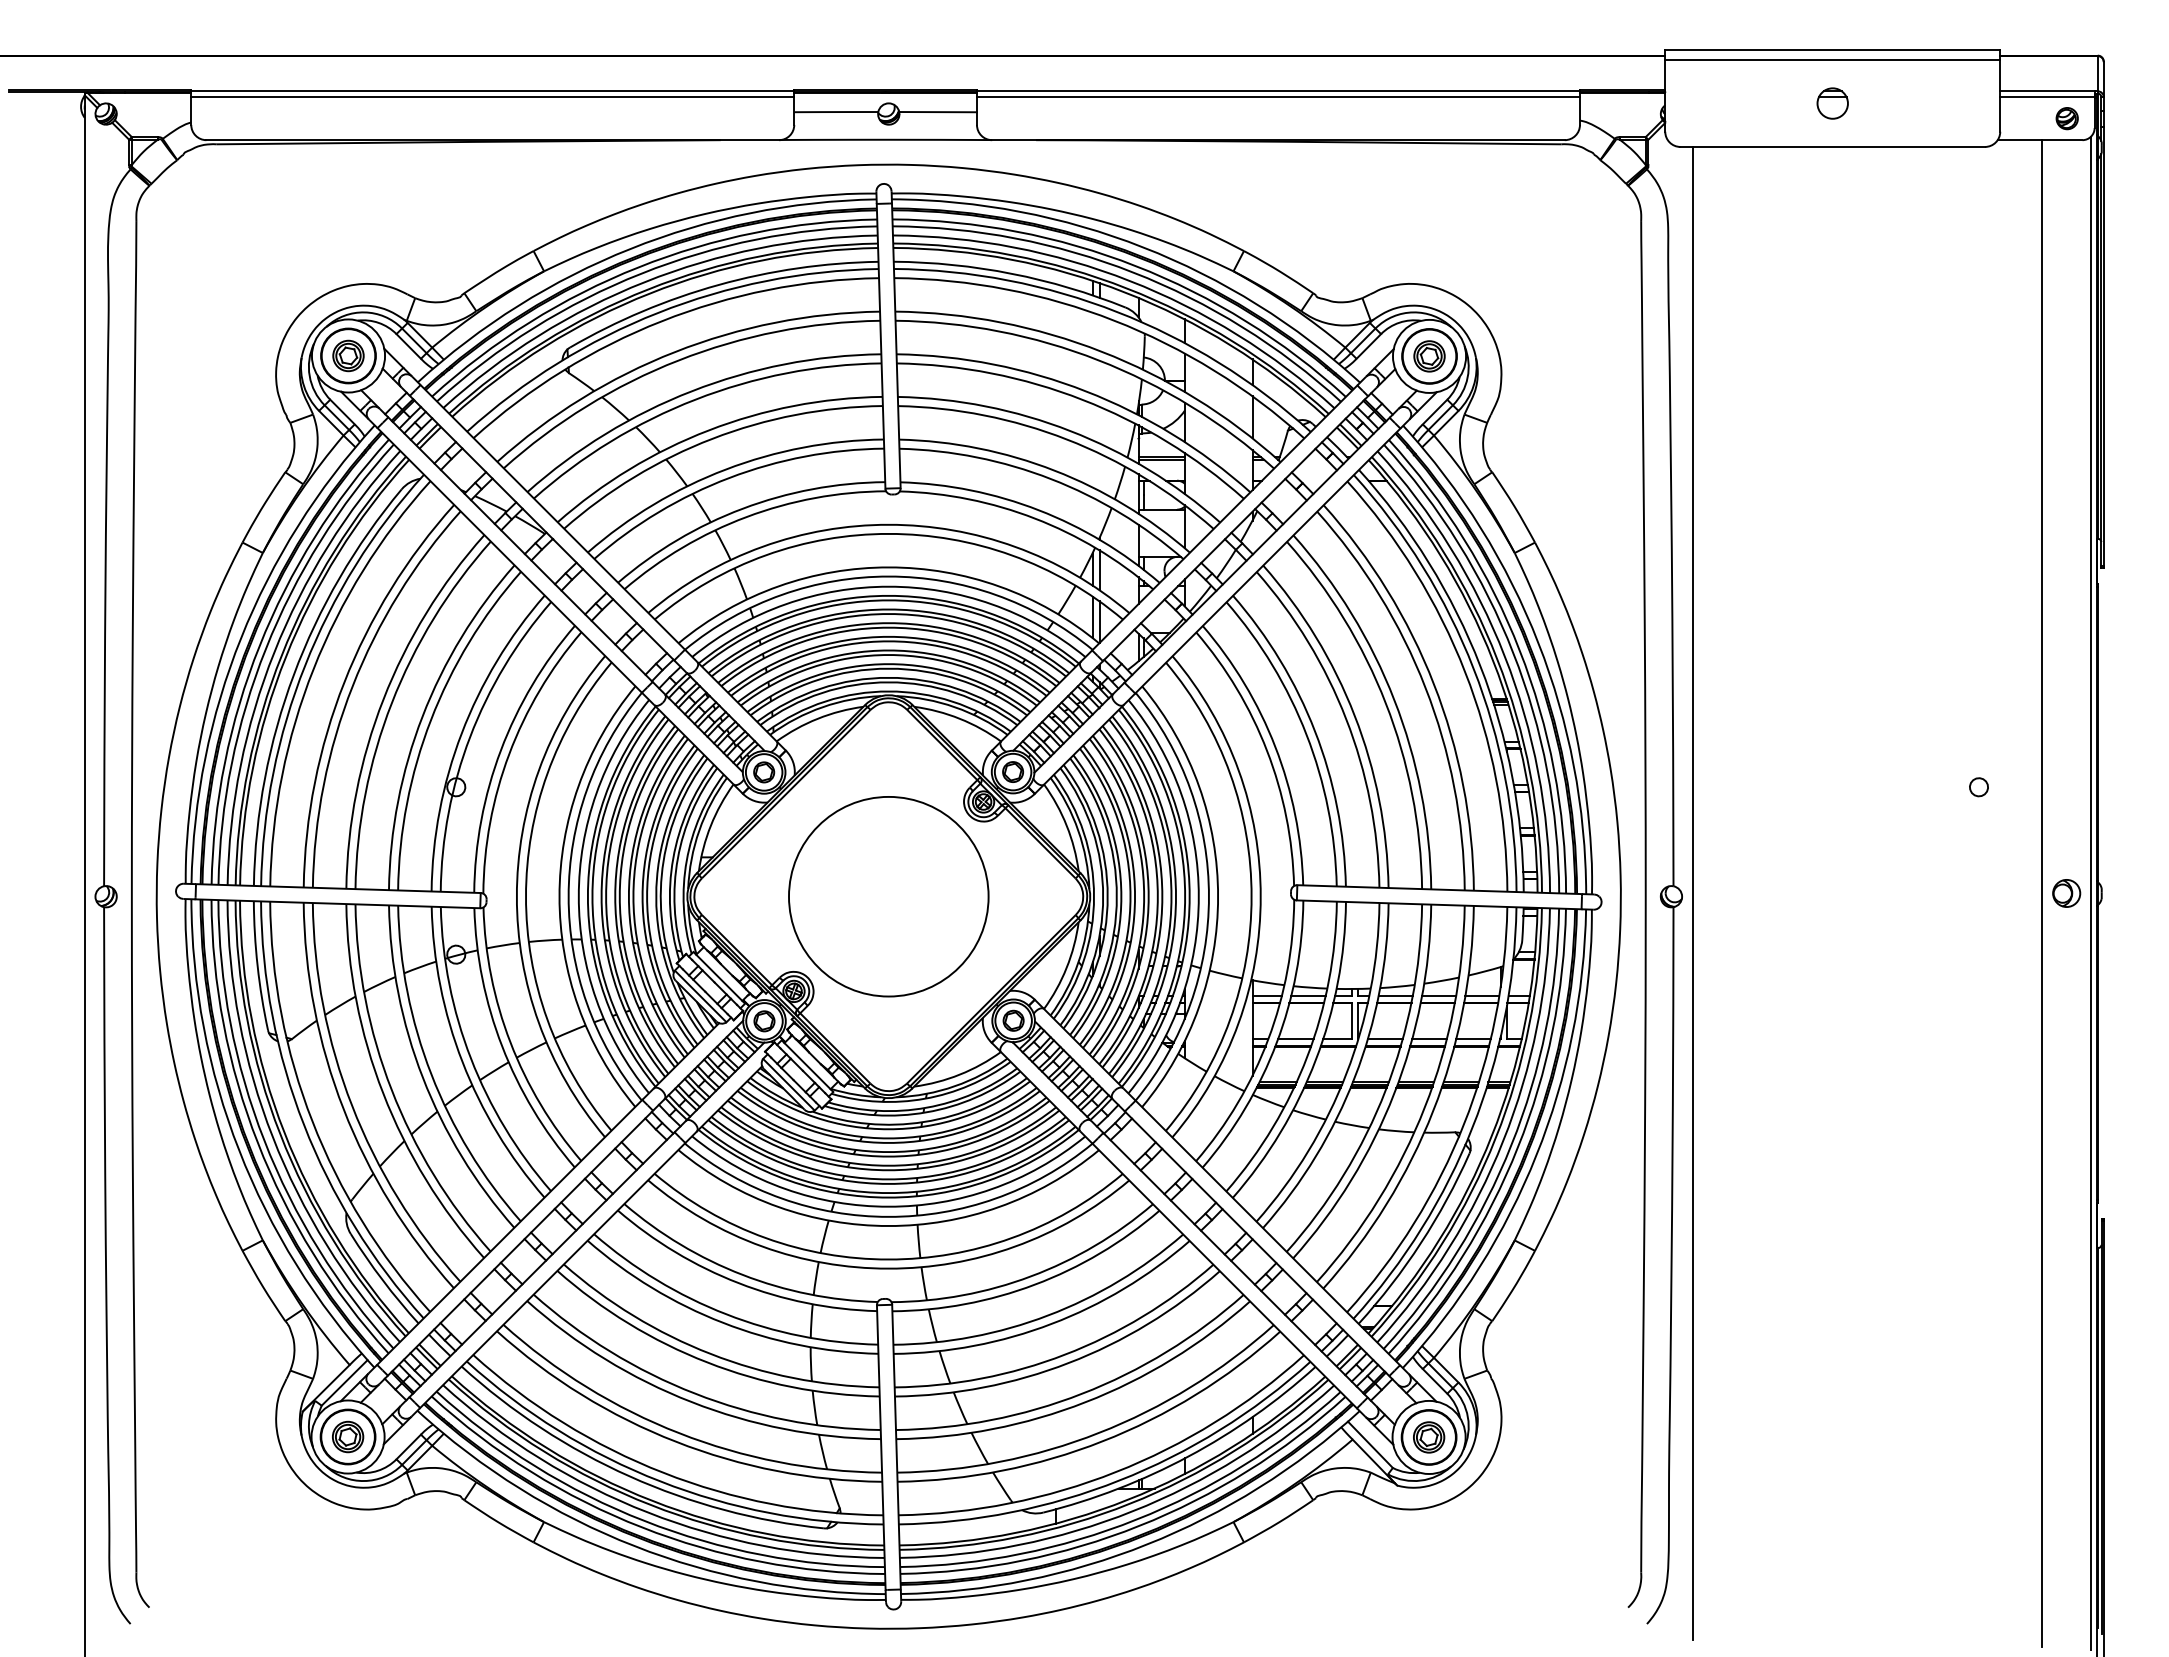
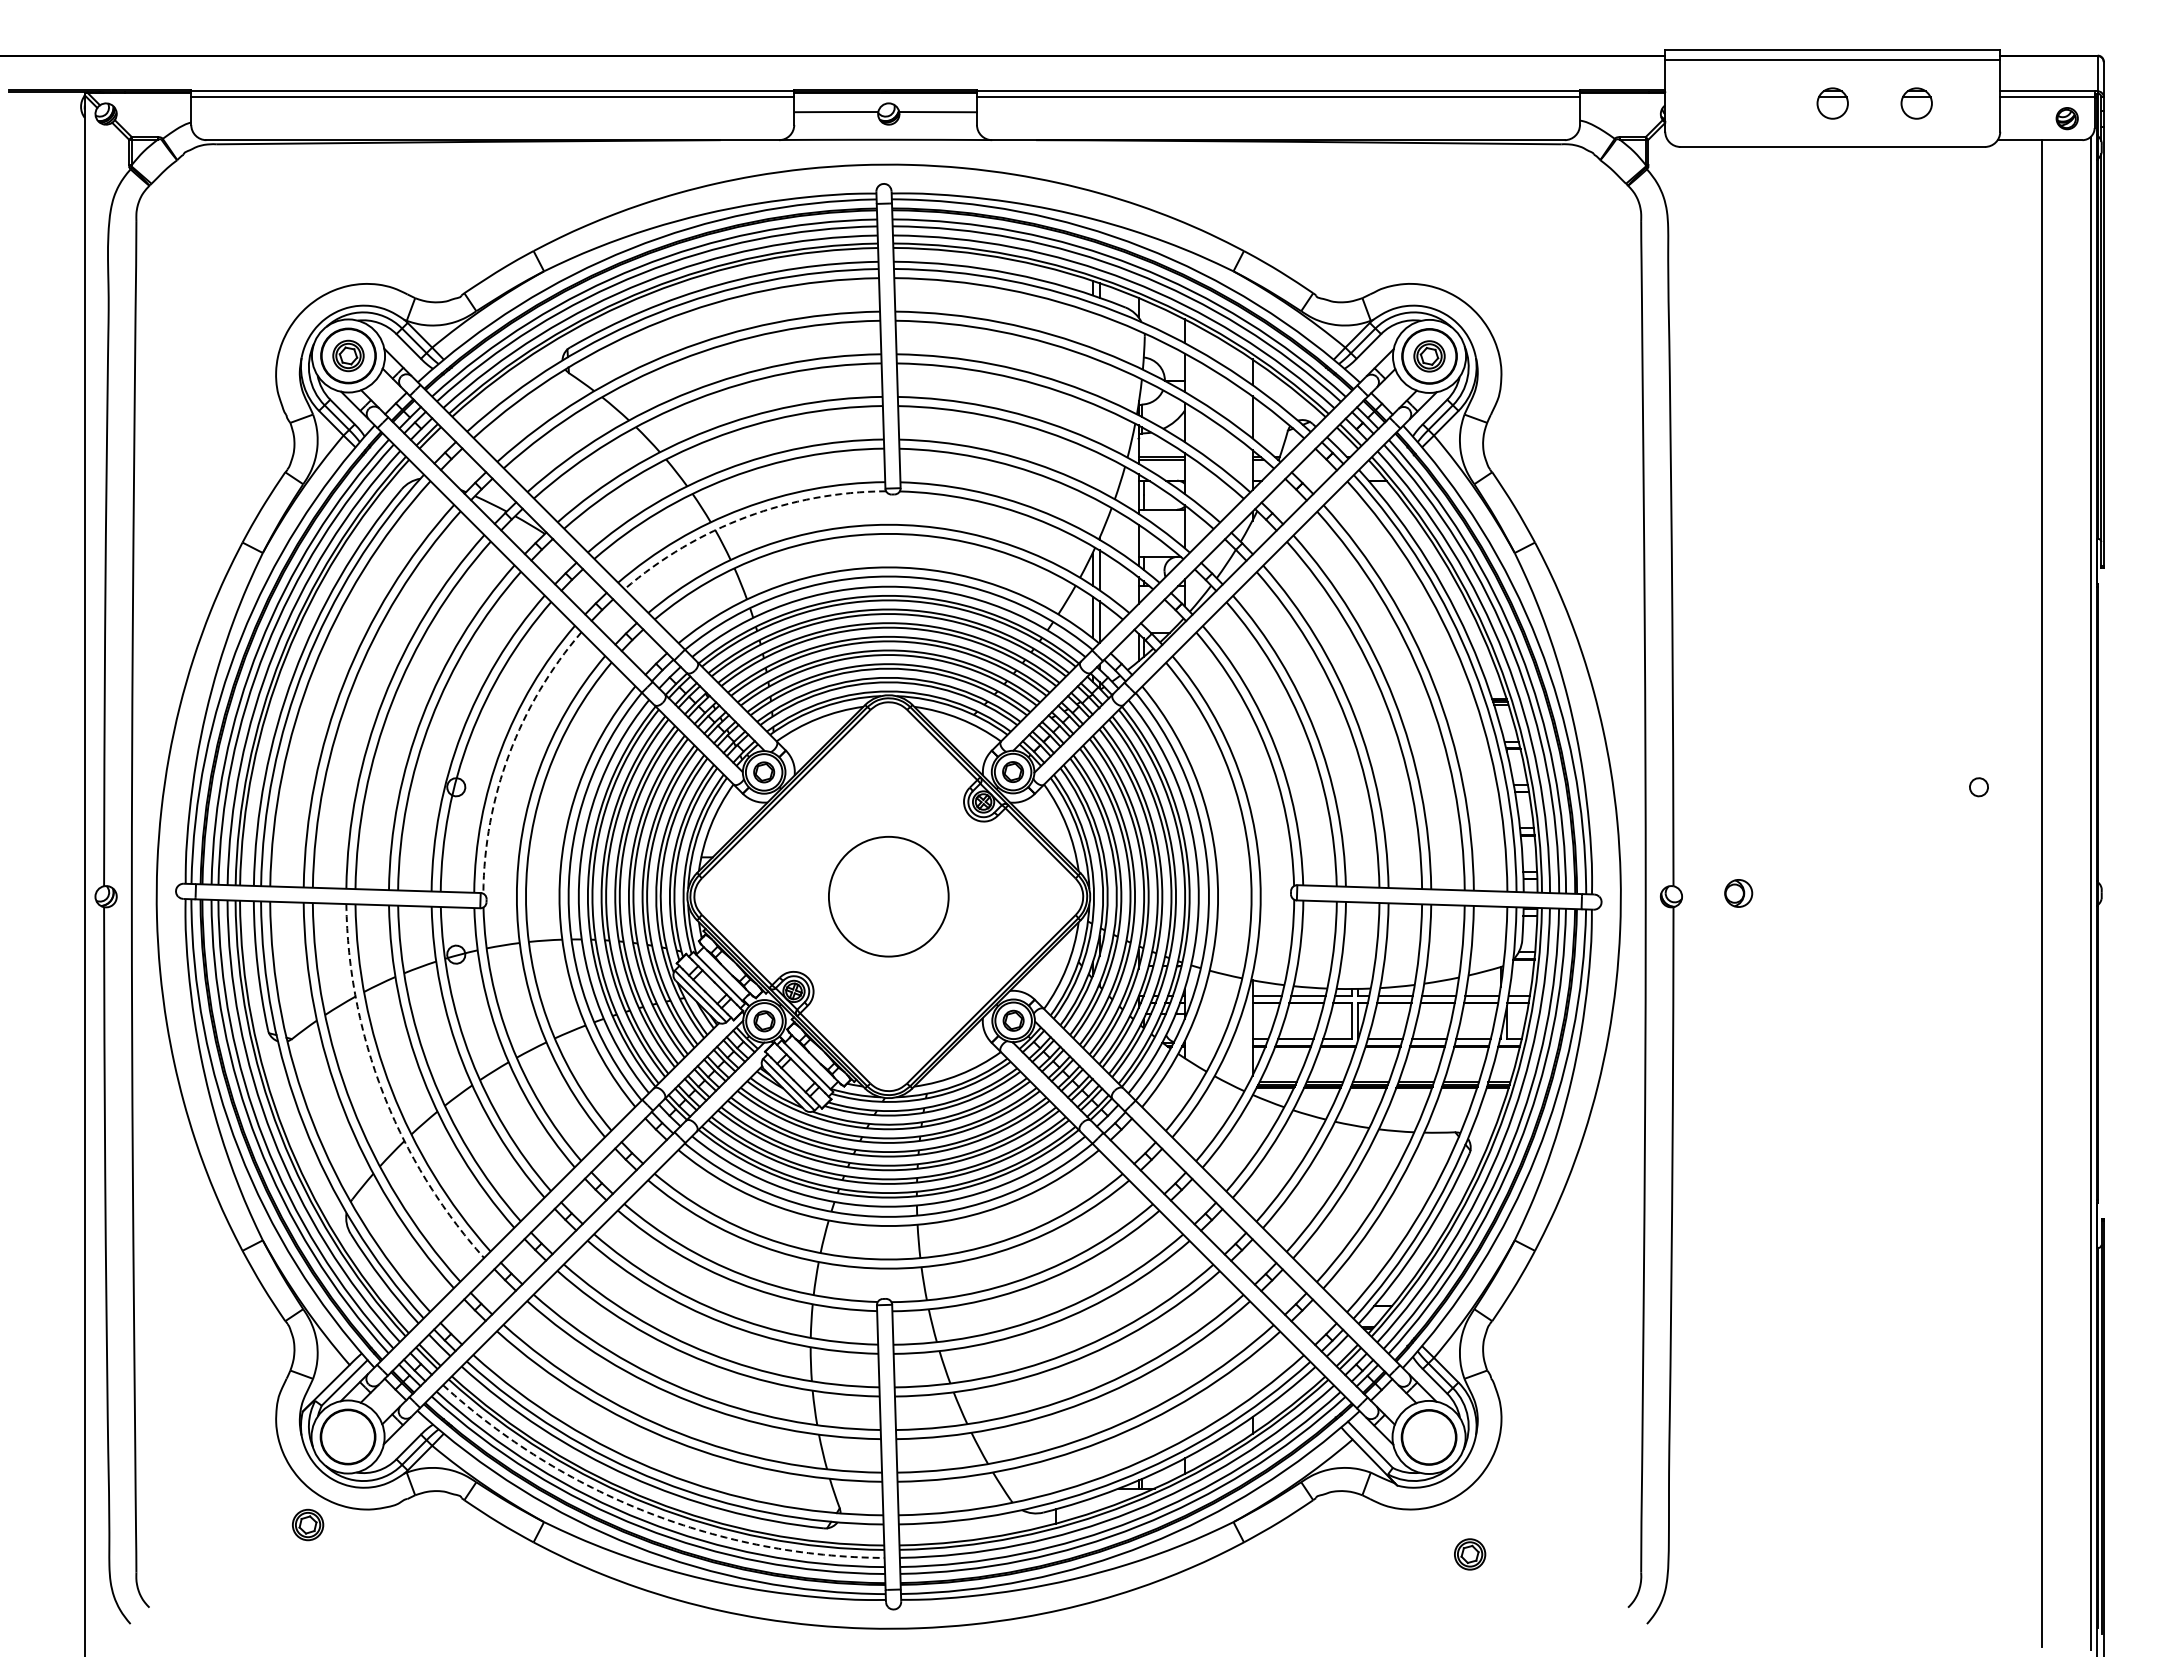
part: none -> present (1916, 103)
arc: solid -> dashed (746, 517)
arc: solid -> dashed (509, 754)
line: present -> none (1692, 892)
part position: (2066, 893) -> (1738, 893) (1738, 893)
circle diameter: 200 px -> 120 px (888, 896)
arc: solid -> dashed (383, 1093)
part position: (348, 1436) -> (308, 1524) (308, 1524)
part position: (1429, 1437) -> (1470, 1554) (1470, 1554)
arc: solid -> dashed (647, 1512)
